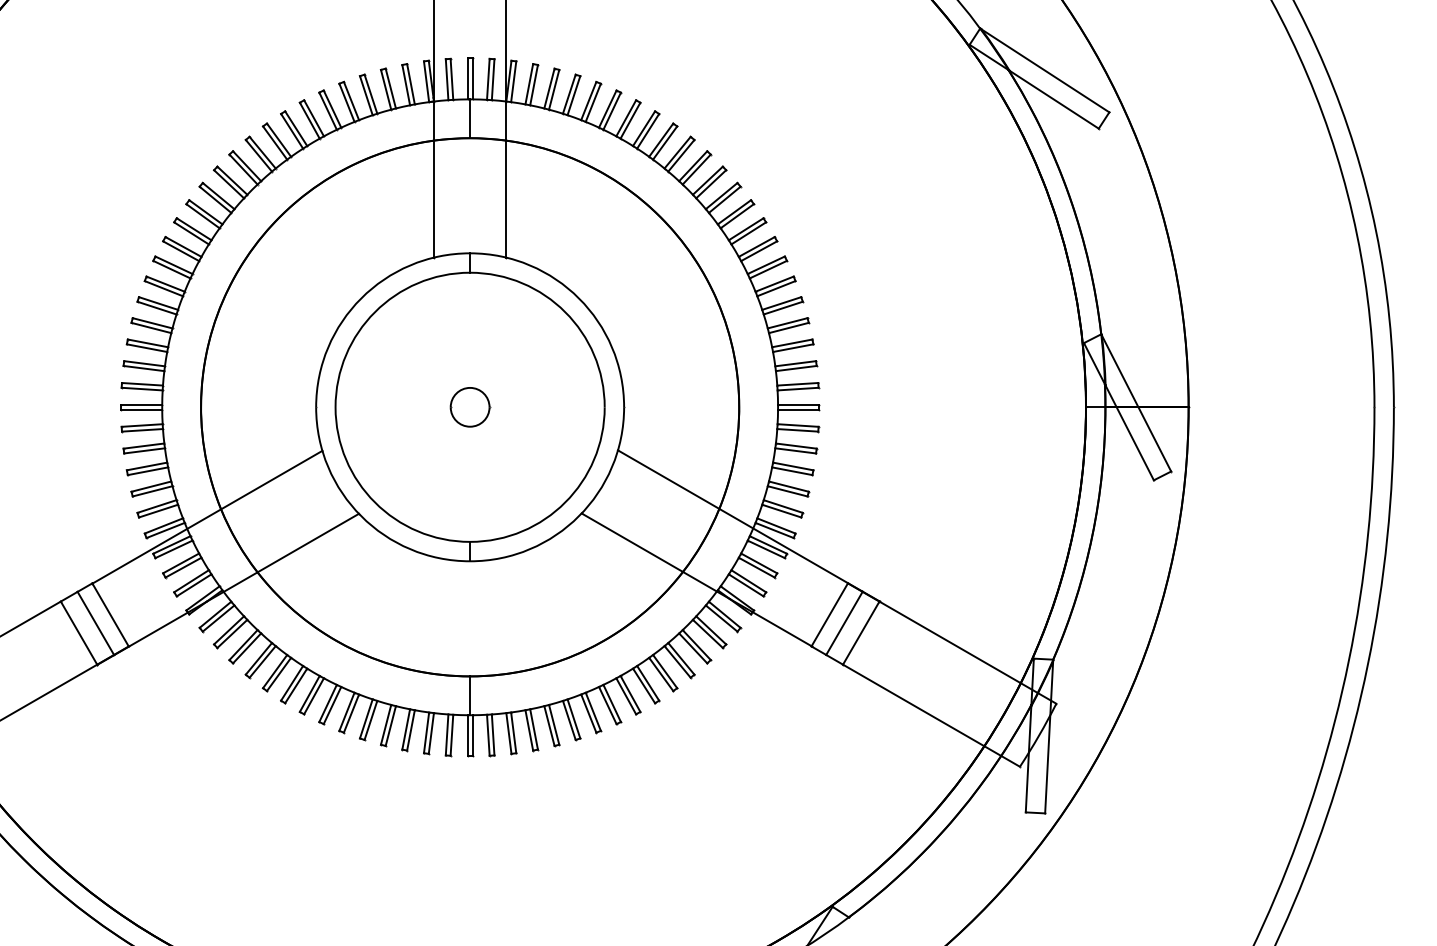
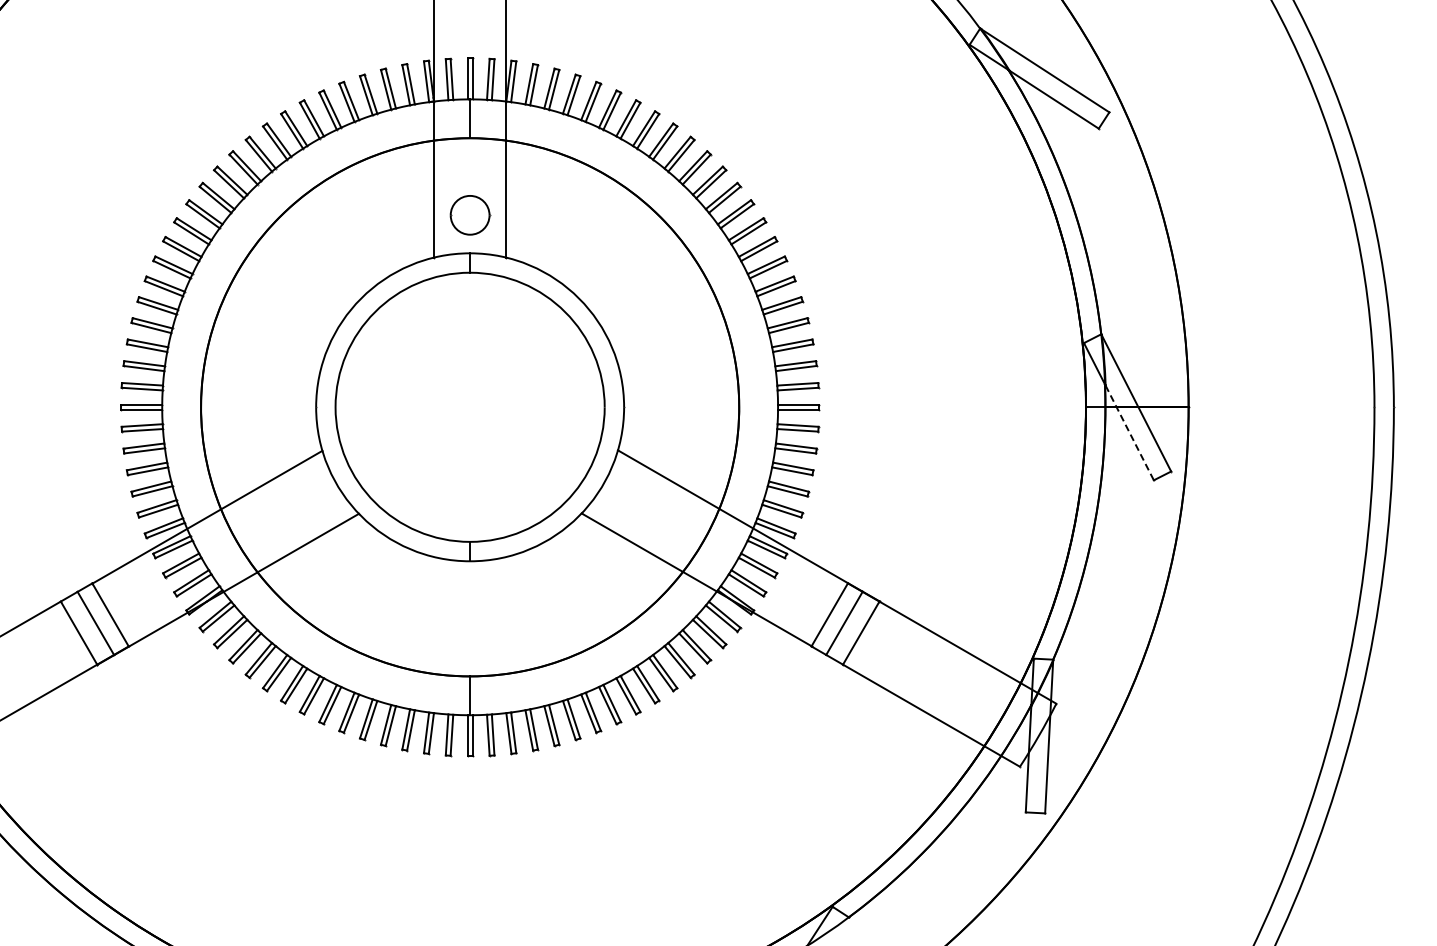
part position: (470, 407) -> (470, 215) (470, 215)
line: solid -> dashed (1129, 433)
